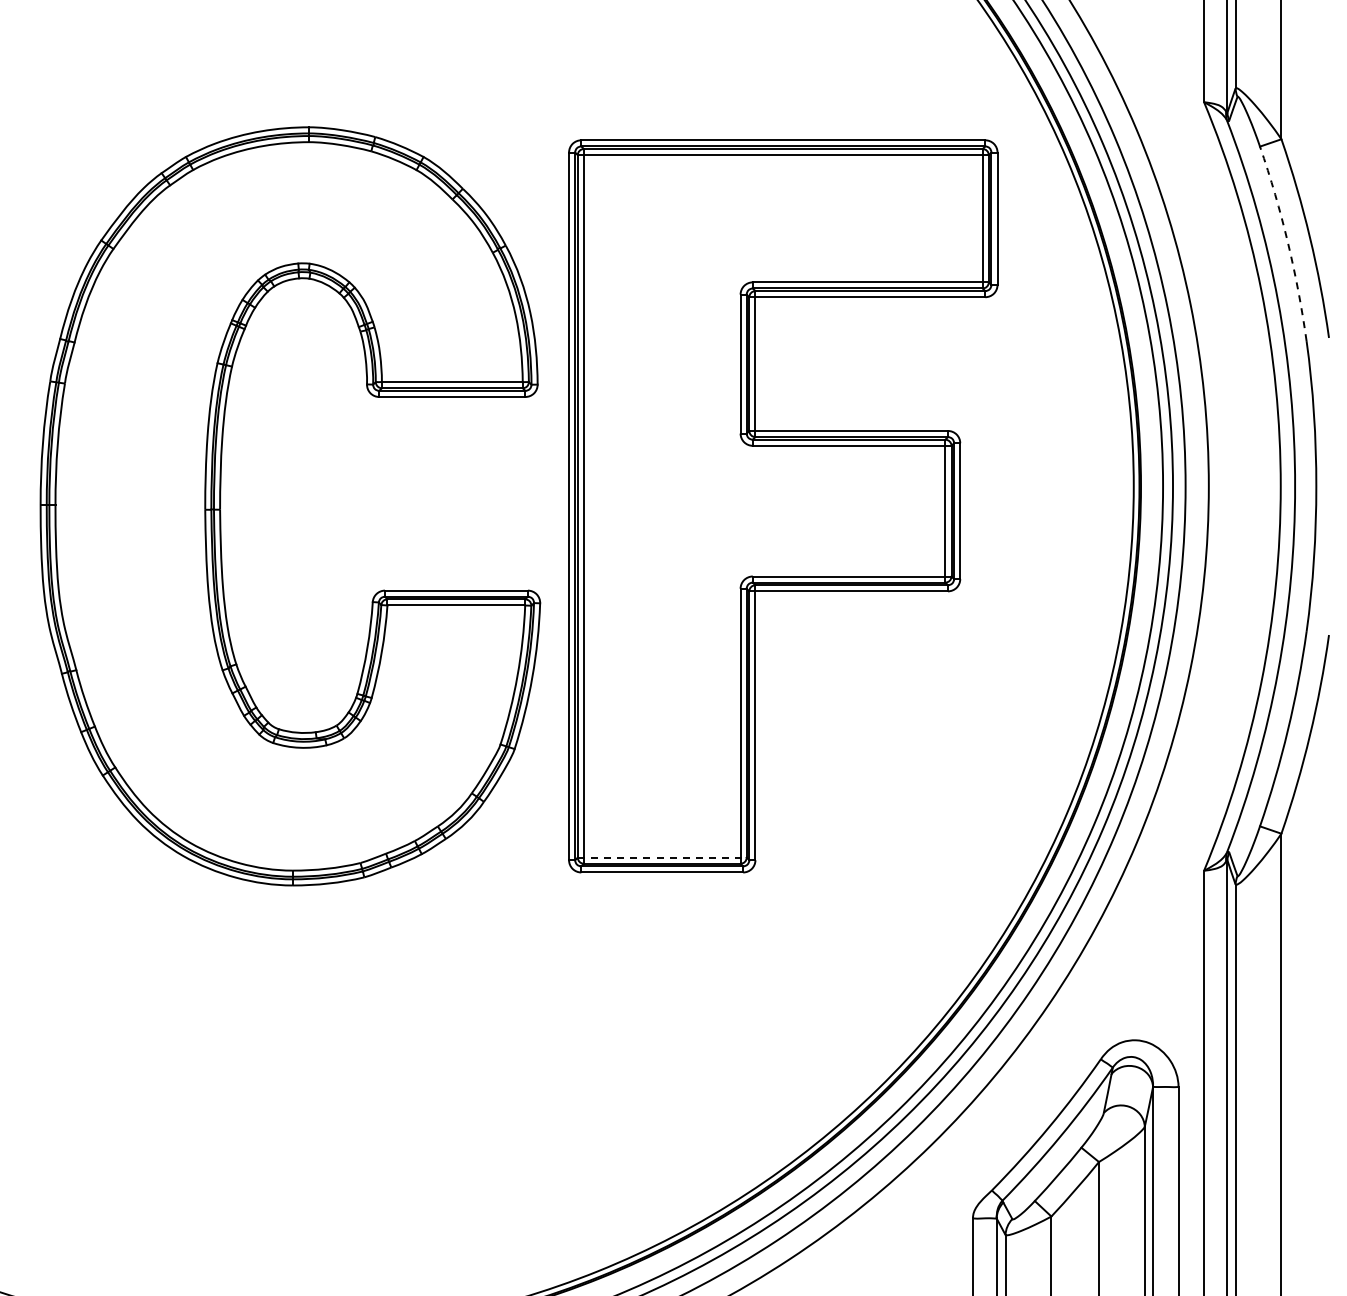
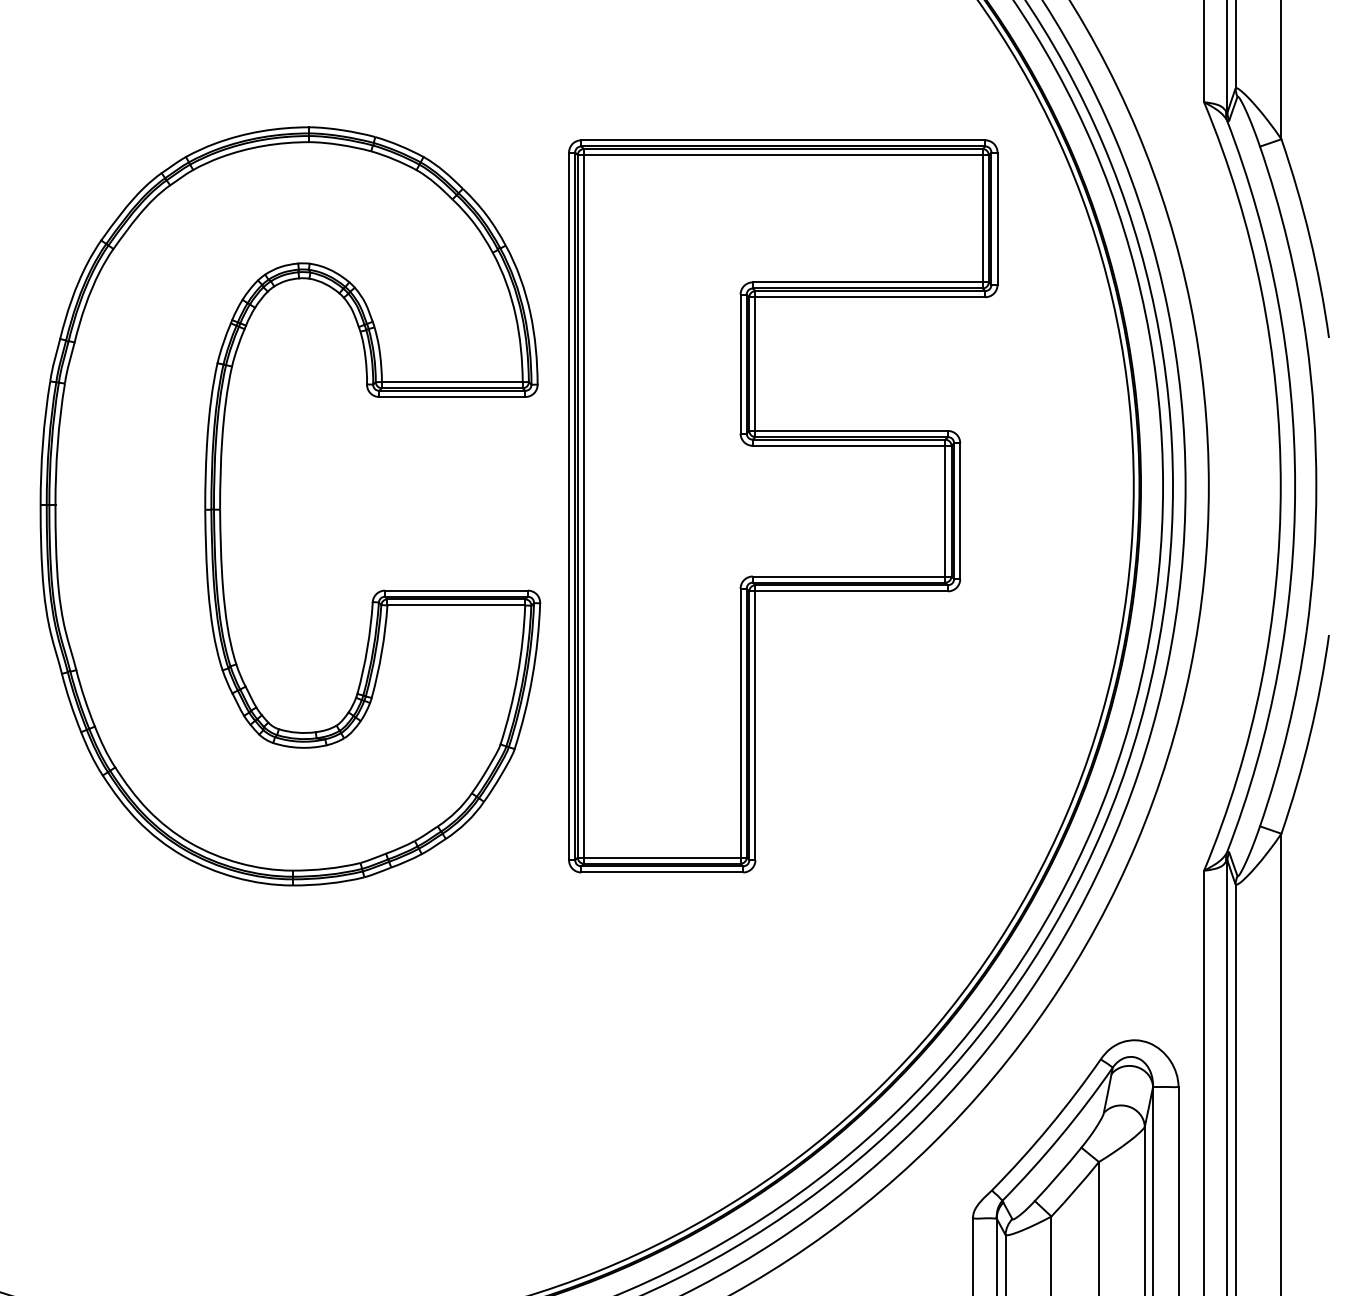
arc: dashed -> solid (1287, 242)
line: dashed -> solid (662, 857)
